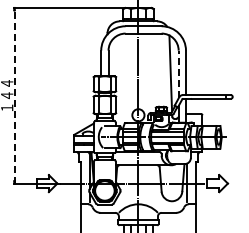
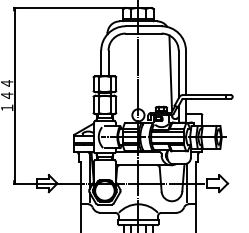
line: dashed -> solid (178, 74)
line: dashed -> solid (14, 95)
